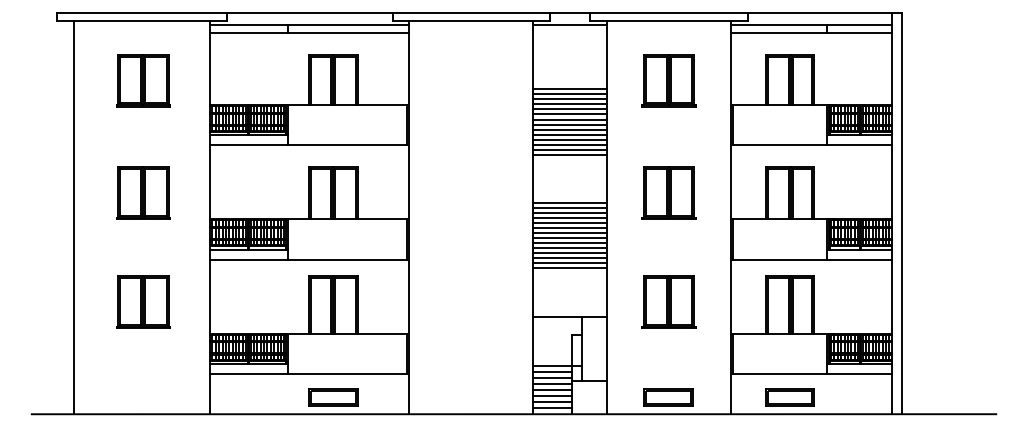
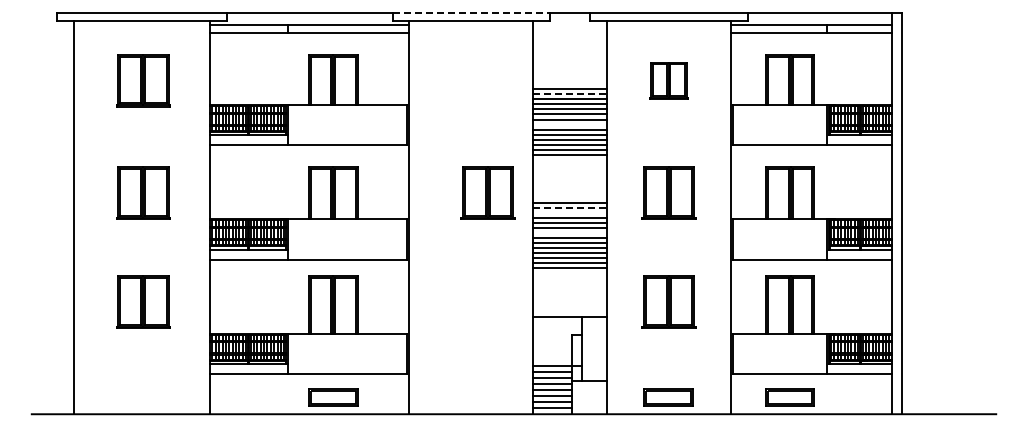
line: solid -> dashed (471, 12)
line: present -> none (569, 24)
part size: 56x54 px -> 40x38 px (668, 80)
line: solid -> dashed (570, 94)
line: present -> none (569, 124)
part: none -> present (487, 192)
line: solid -> dashed (570, 207)
line: present -> none (569, 212)
line: present -> none (569, 233)
